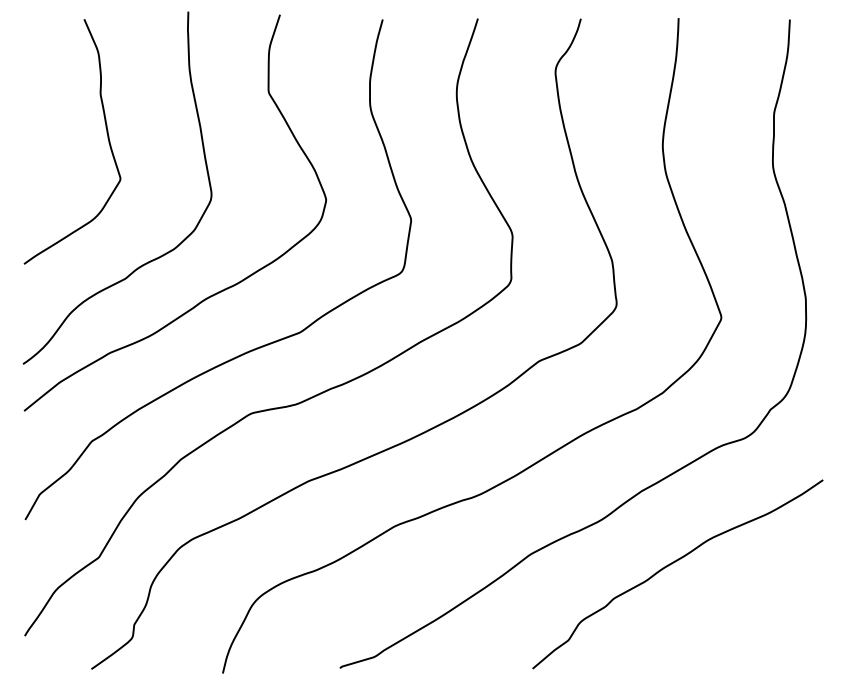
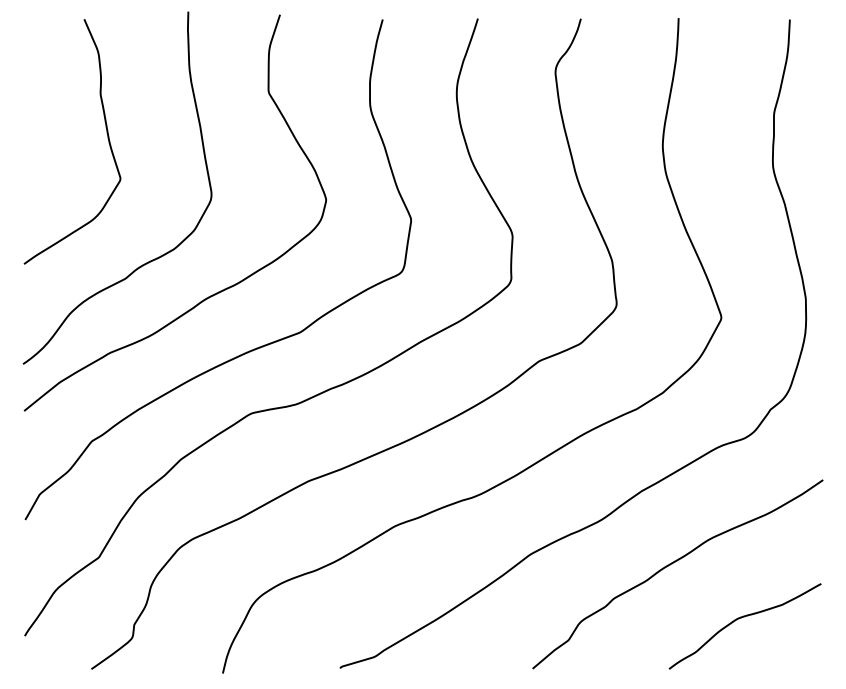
curve: none -> present (741, 618)
